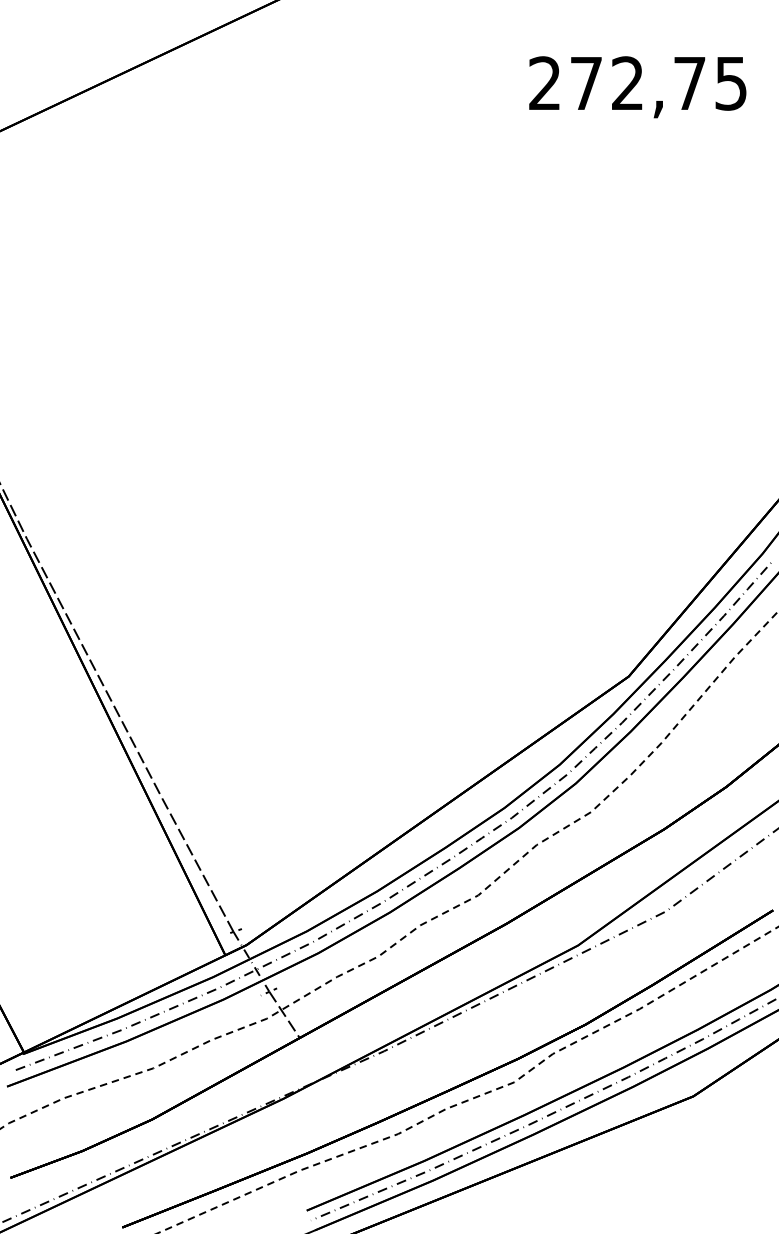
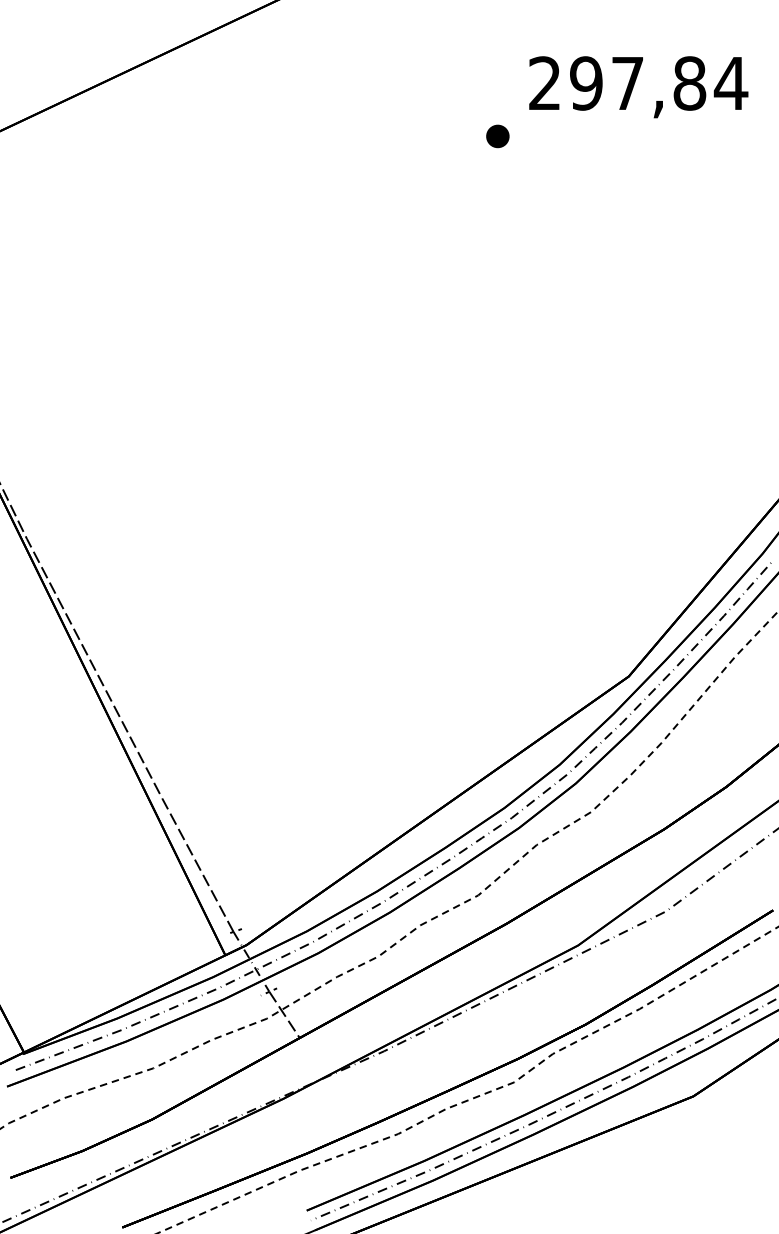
text: 272,75 -> 297,84 (659, 83)
part: none -> present (497, 136)
